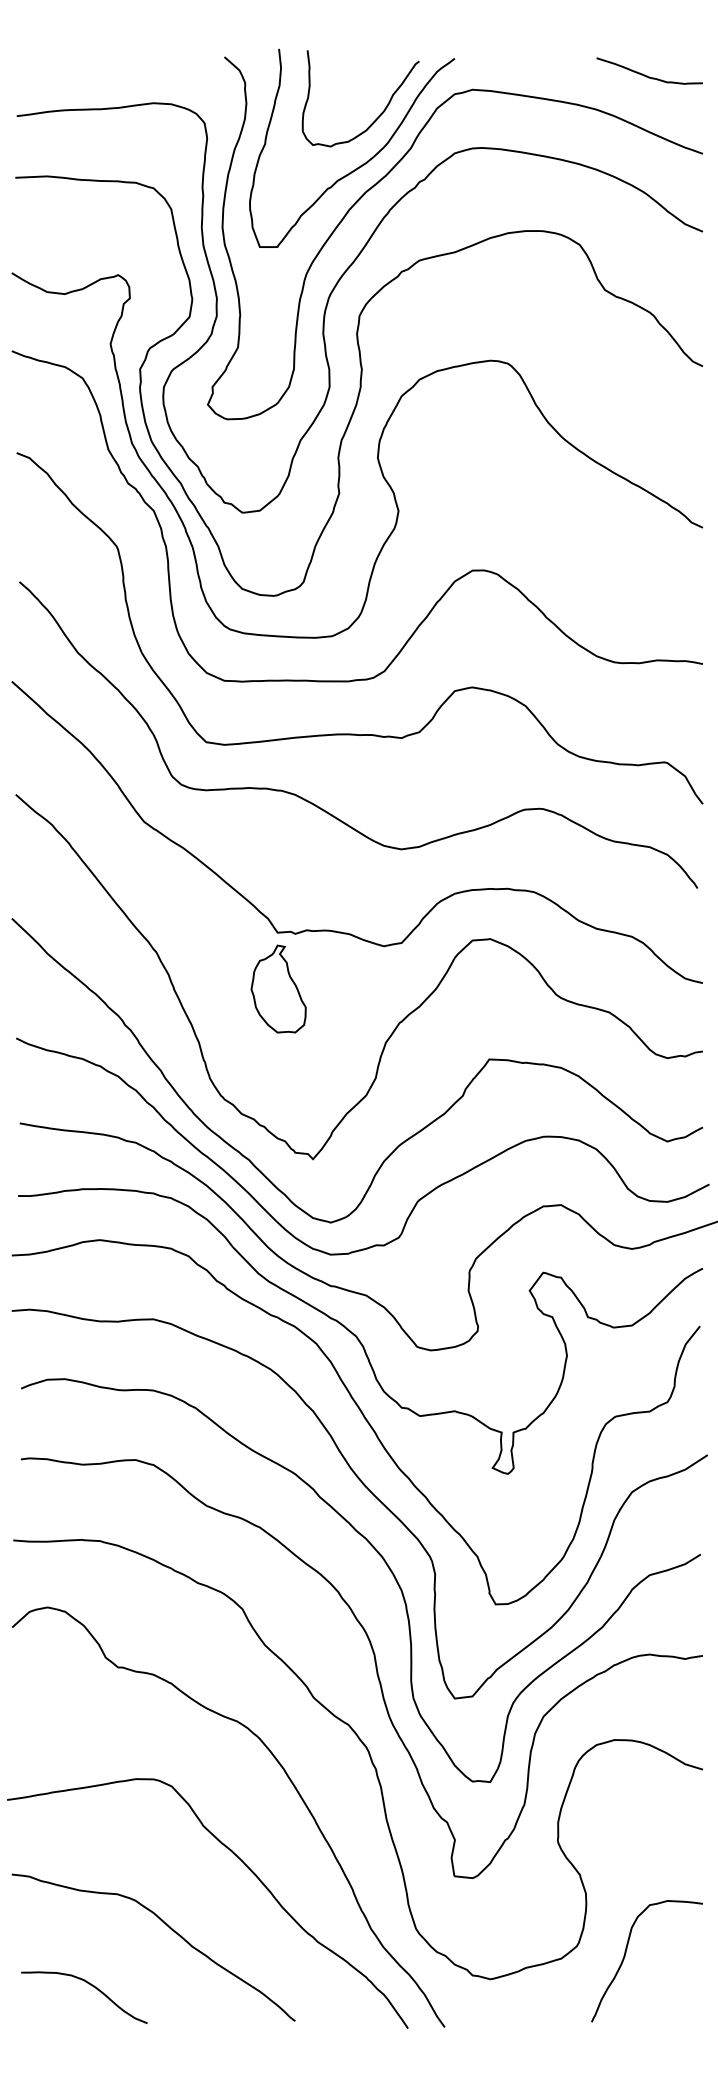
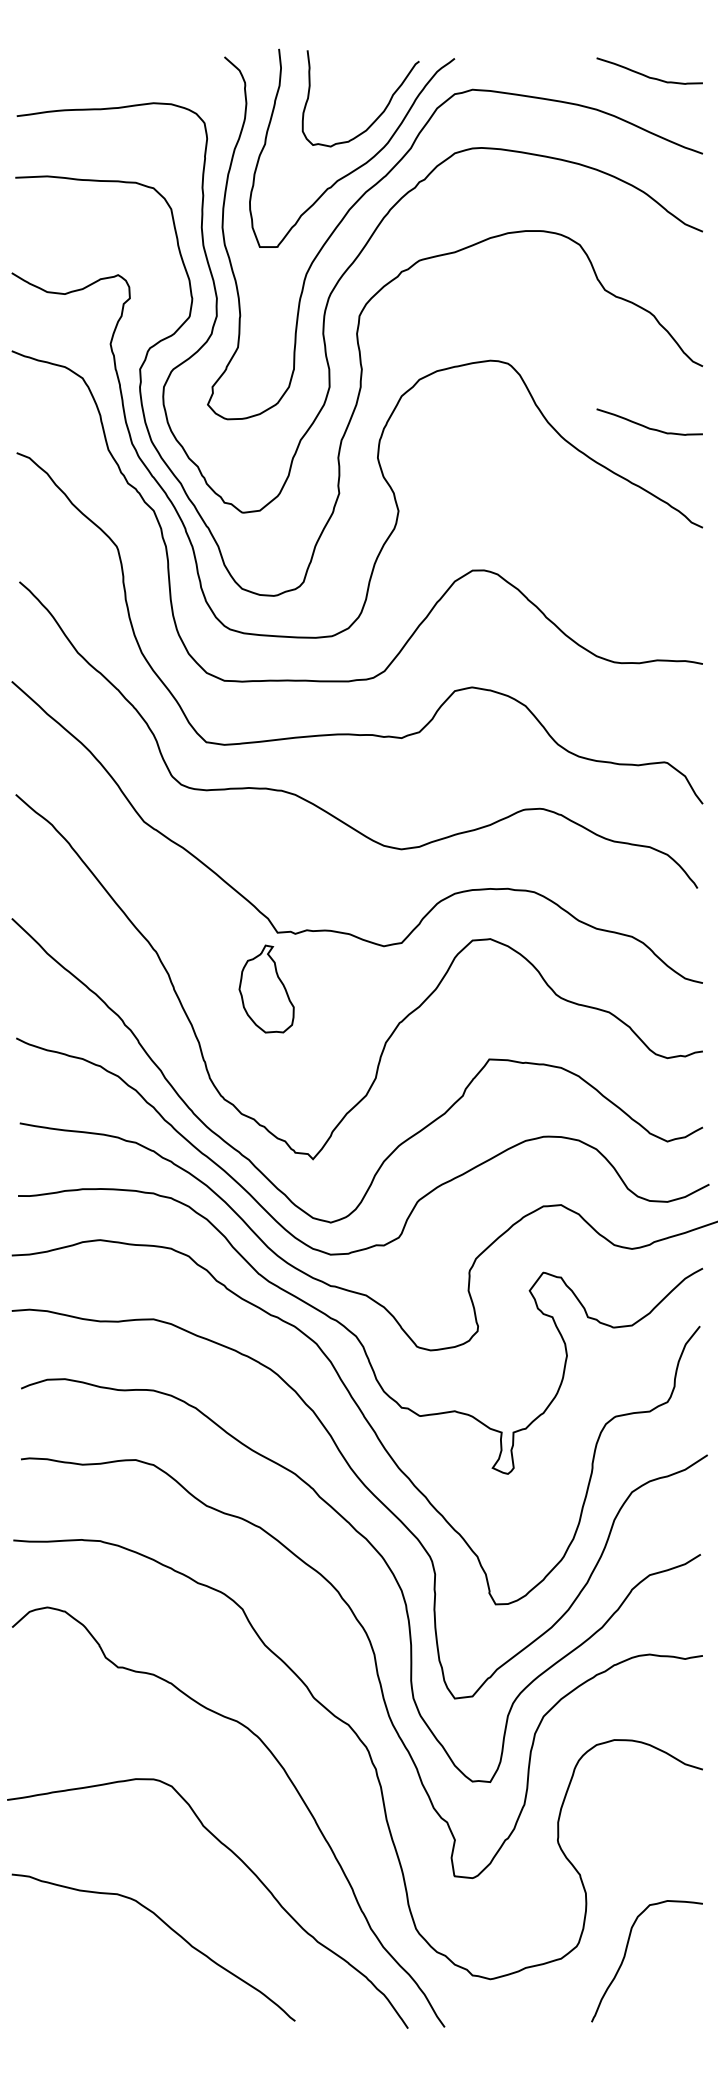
curve: none -> present (647, 426)
part position: (278, 988) -> (266, 988) (266, 988)
curve: present -> none (90, 1985)
